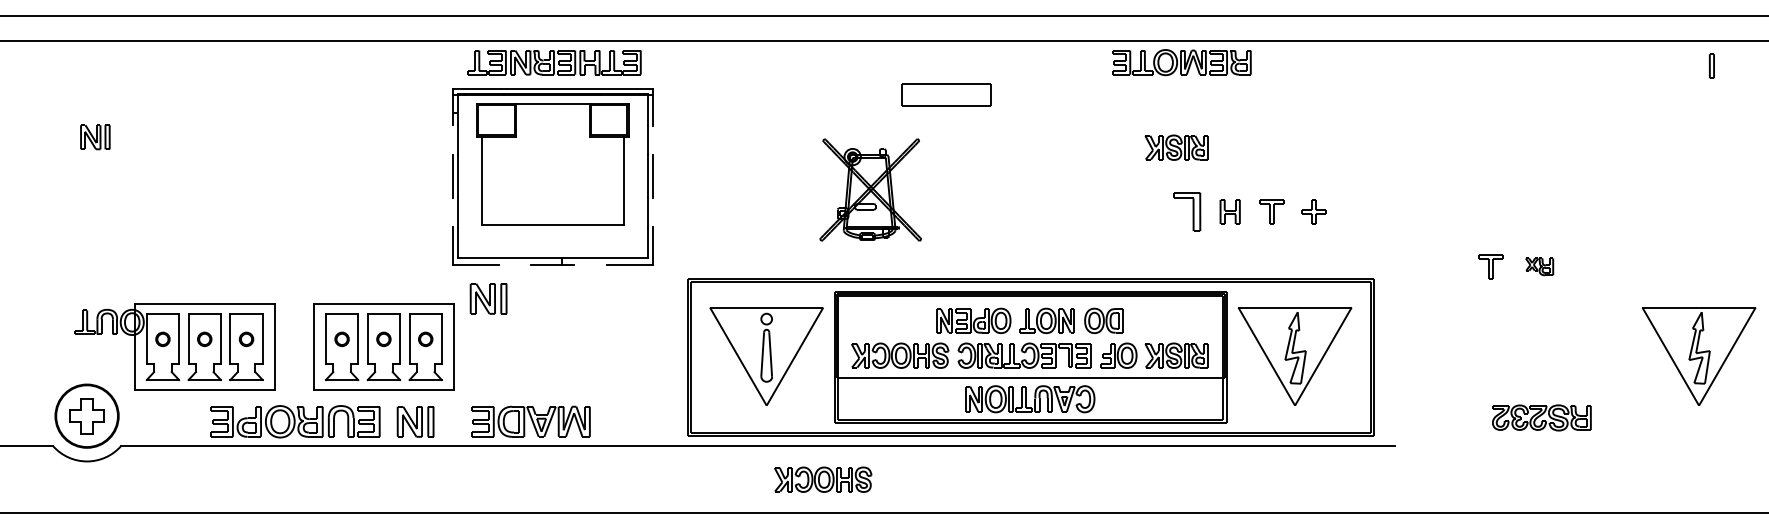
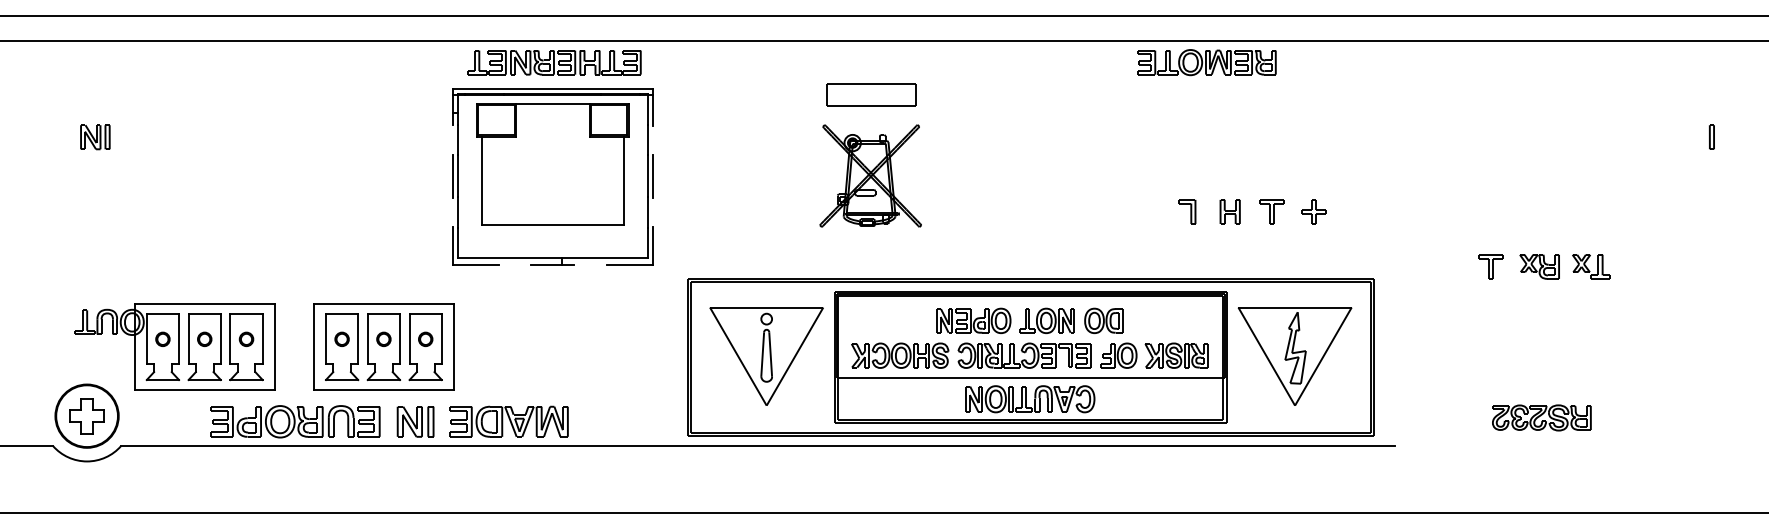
part position: (1181, 62) -> (1206, 62) (1206, 62)
part position: (1711, 65) -> (1711, 136) (1711, 136)
part position: (946, 94) -> (871, 94) (871, 94)
part: present -> none (1176, 147)
part position: (870, 189) -> (870, 175) (870, 175)
part size: 29x40 px -> 19x26 px (1187, 211)
part size: 30x20 px -> 41x26 px (1539, 266)
part: none -> present (1591, 266)
part: present -> none (488, 298)
part: present -> none (1698, 356)
part position: (530, 421) -> (508, 421) (508, 421)
part: present -> none (823, 479)
